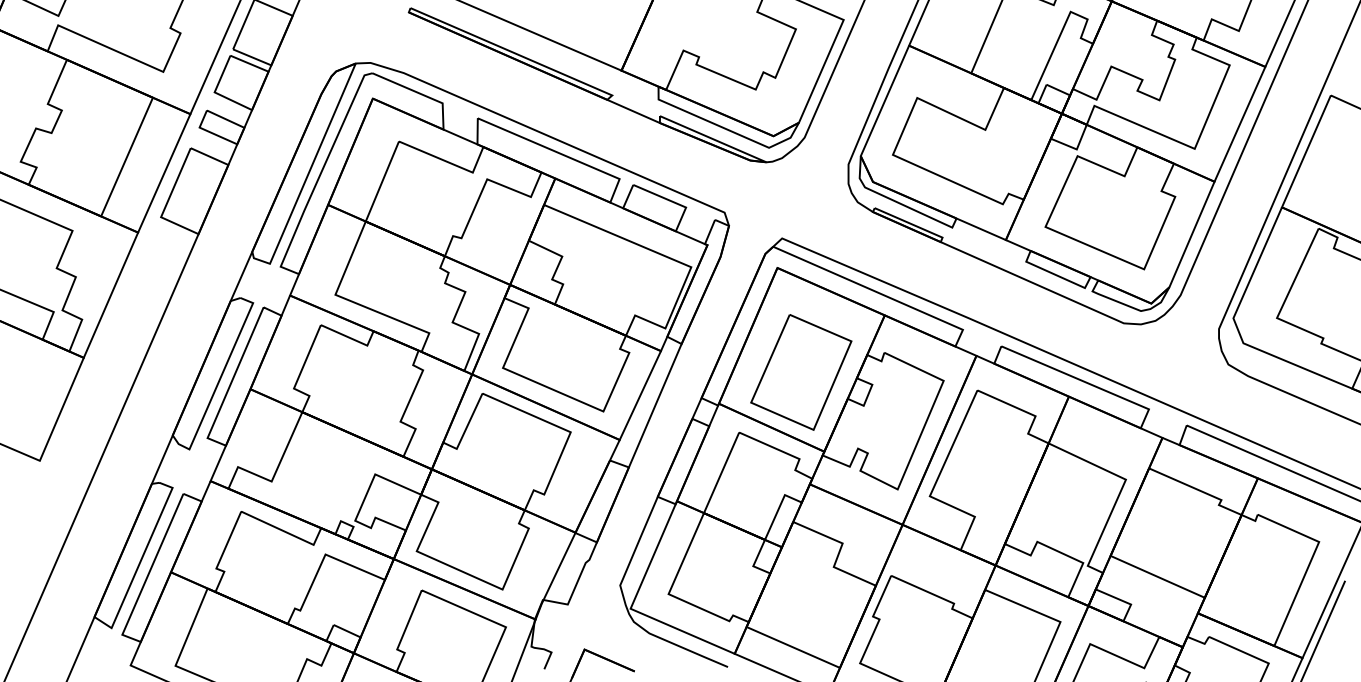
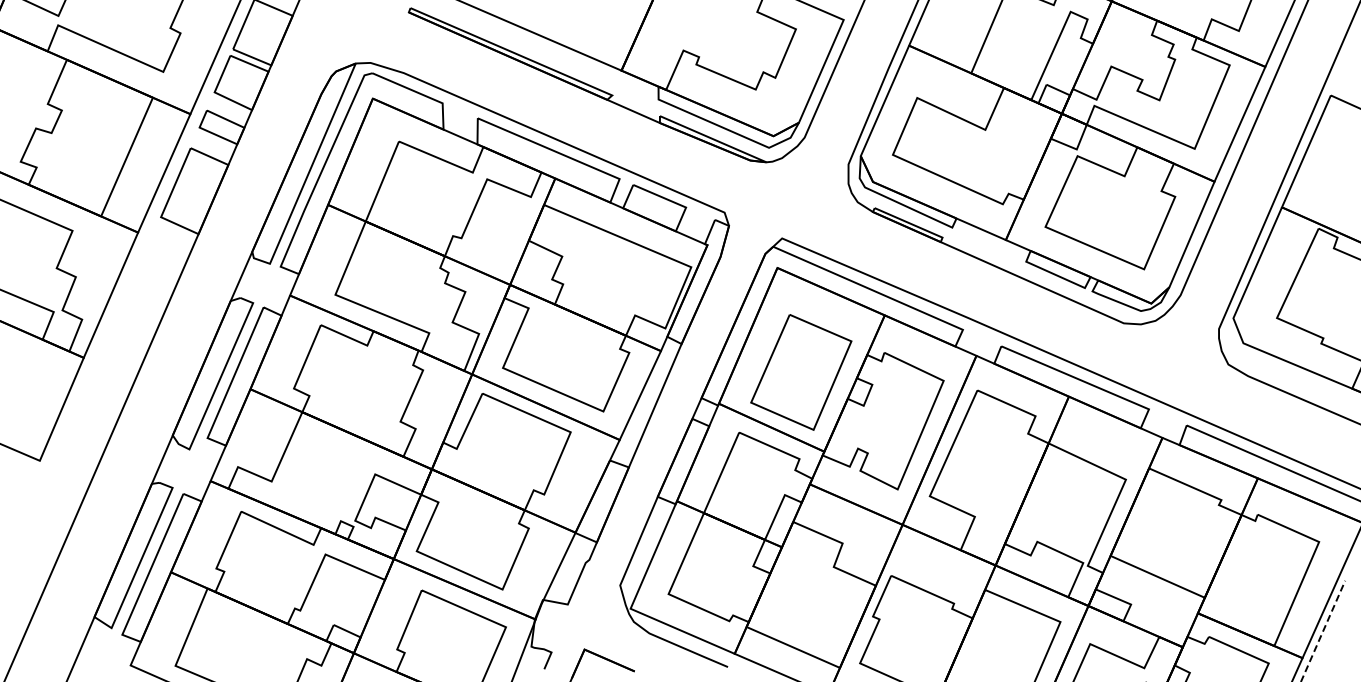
line: solid -> dashed (1323, 630)
